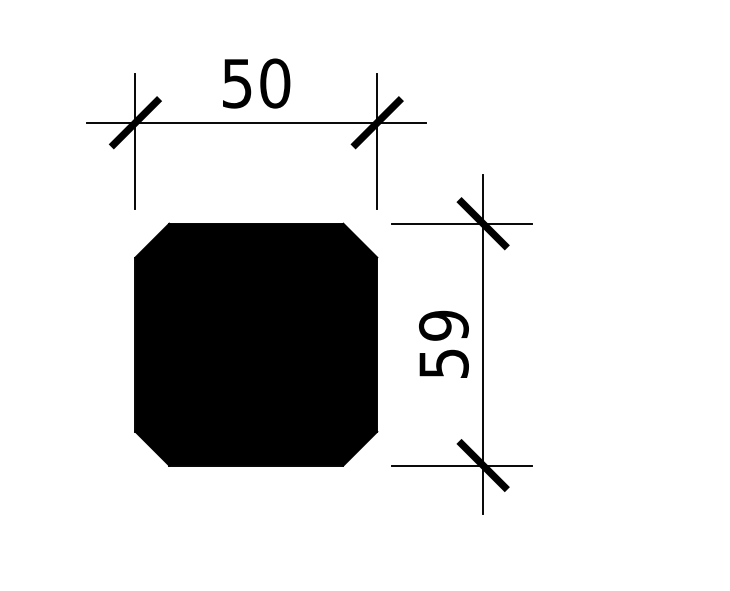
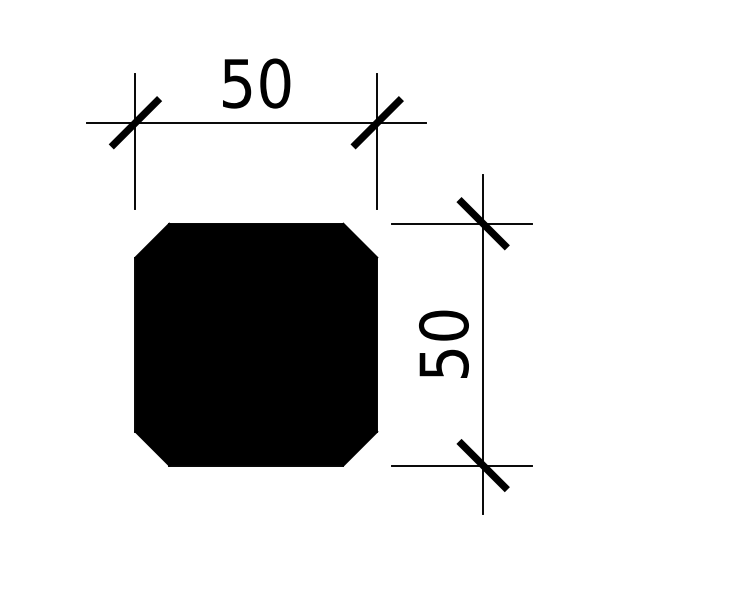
text: 59 -> 50 (443, 325)
